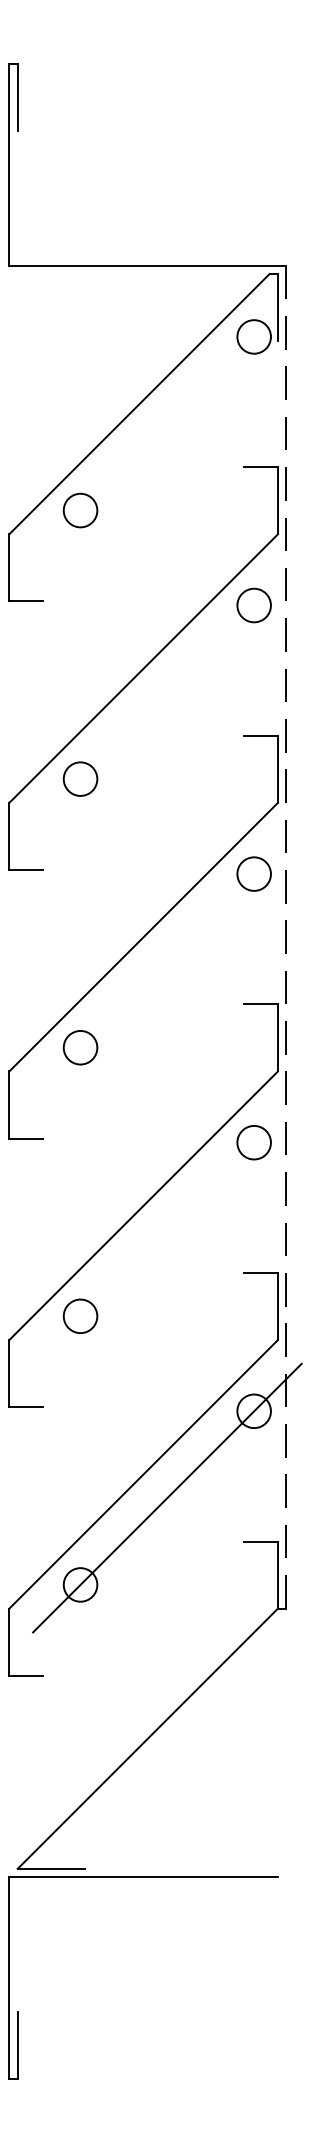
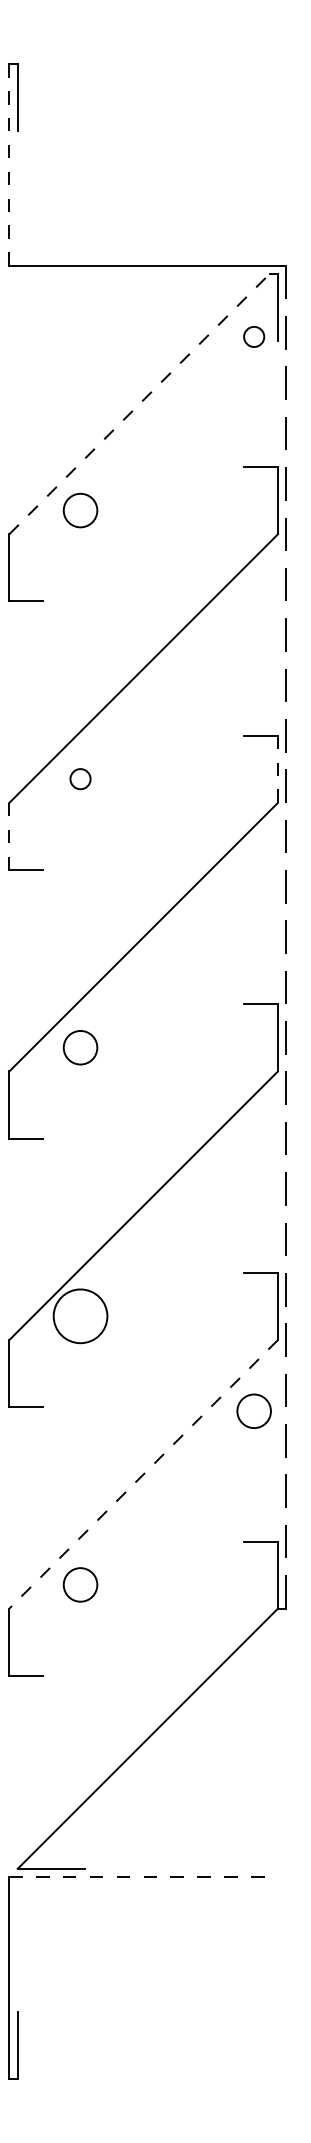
line: solid -> dashed (9, 165)
circle diameter: 34 px -> 20 px (254, 336)
line: solid -> dashed (139, 404)
circle: present -> none (253, 605)
line: solid -> dashed (277, 769)
circle diameter: 34 px -> 20 px (80, 779)
line: solid -> dashed (9, 836)
circle: present -> none (253, 873)
circle: present -> none (253, 1142)
circle diameter: 34 px -> 54 px (80, 1316)
line: solid -> dashed (143, 1474)
line: present -> none (167, 1497)
line: solid -> dashed (144, 1877)
